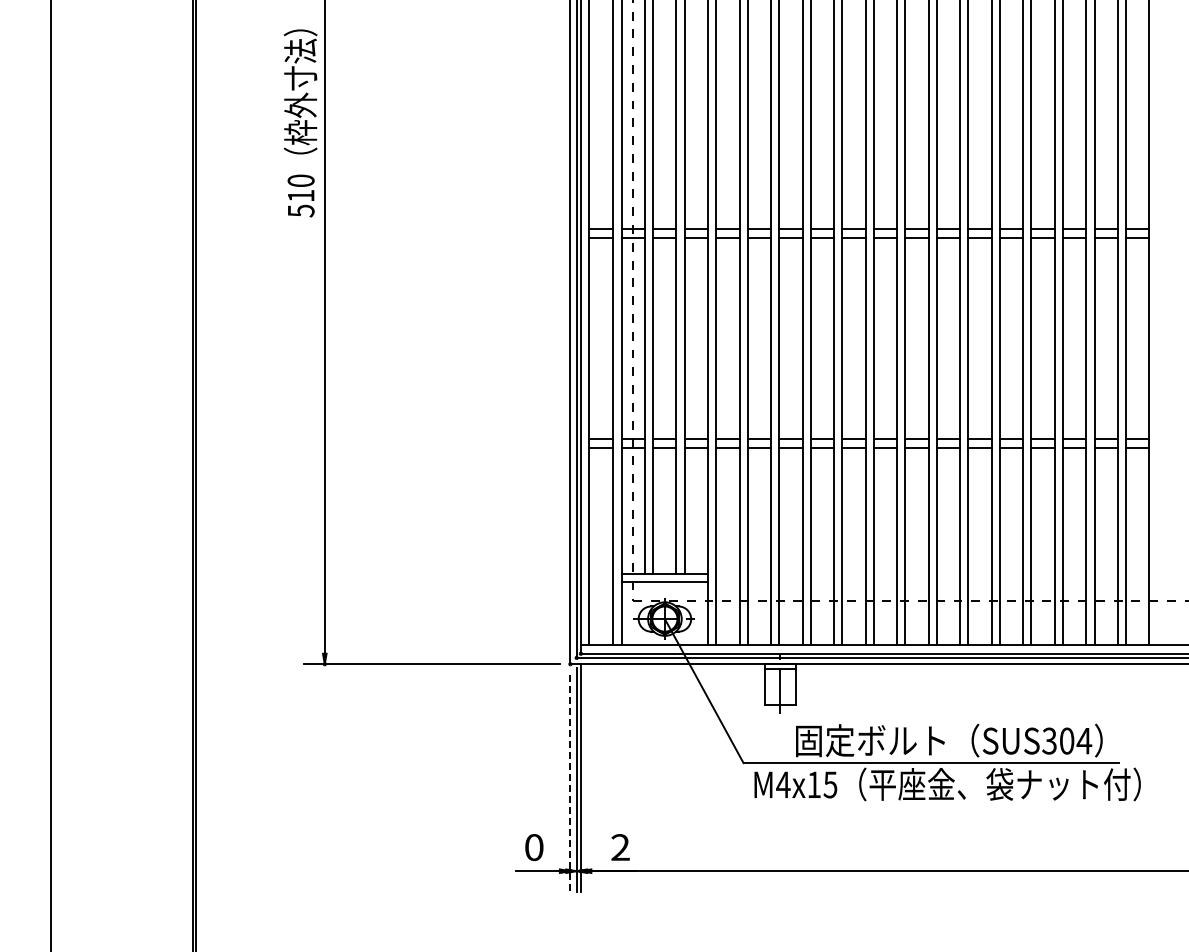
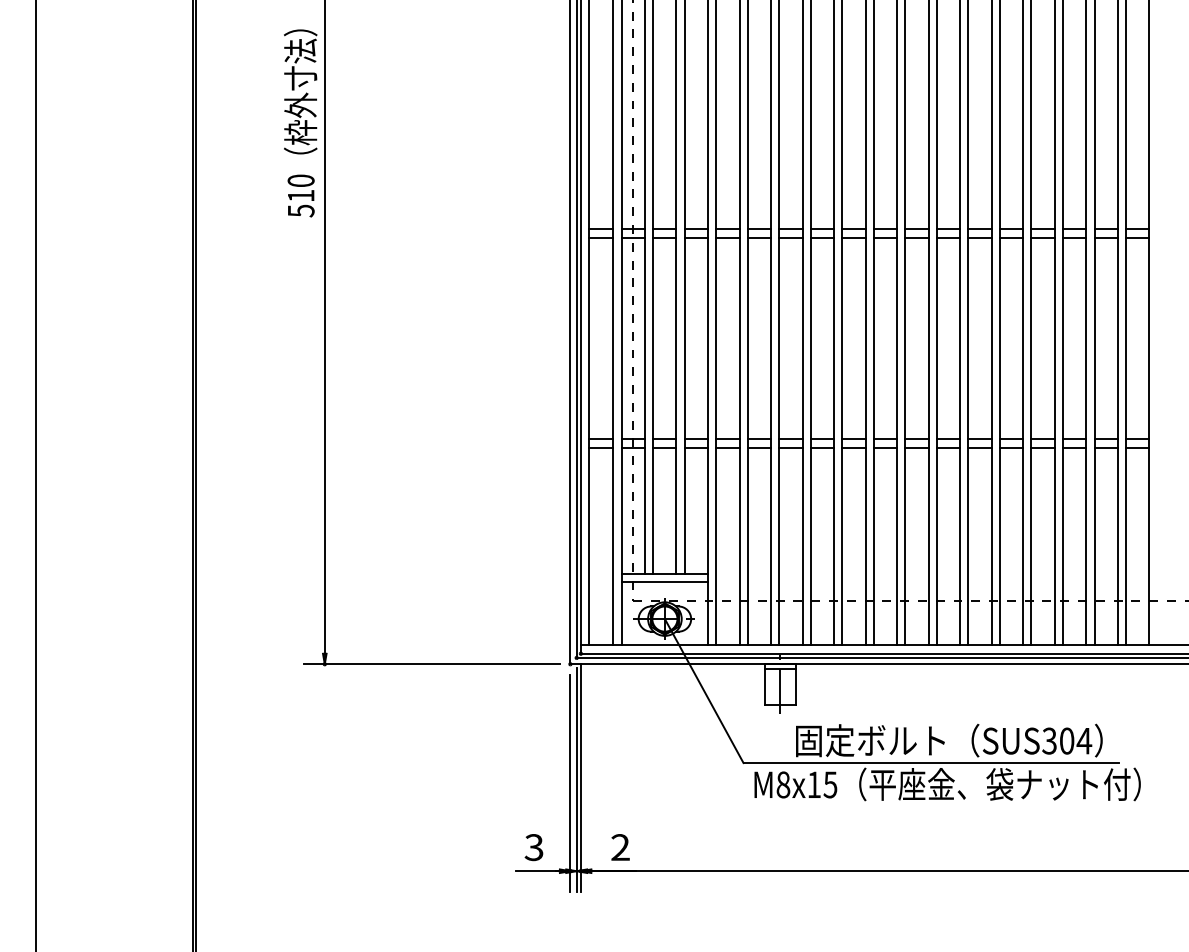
line position: (50, 475) -> (35, 475) (35, 475)
line: dashed -> solid (570, 783)
text: M4x15 -> M8x15 (783, 784)
text: 0 -> 3 (533, 847)
